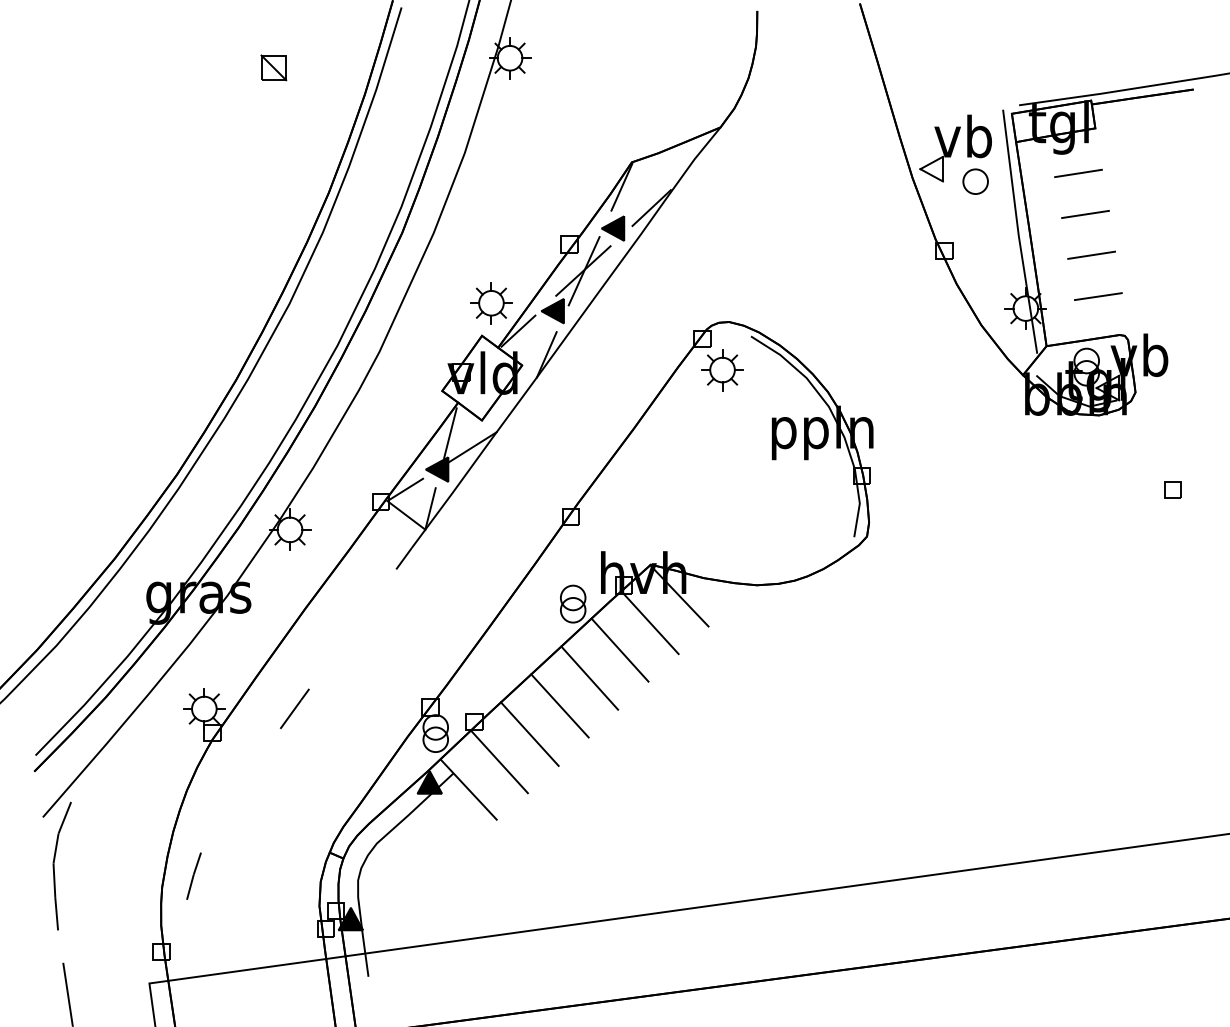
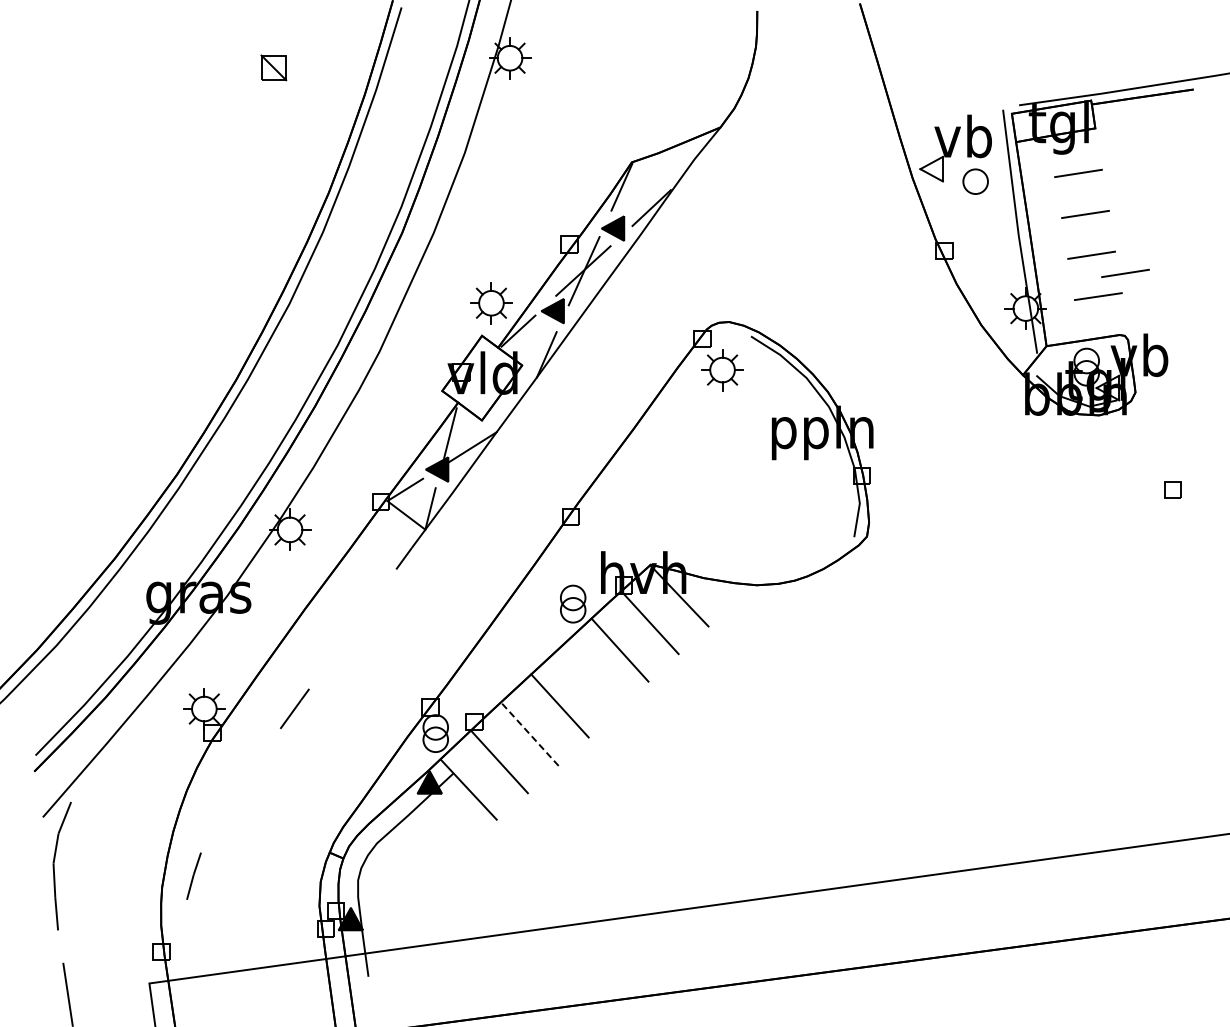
line: none -> present (1125, 272)
line: present -> none (589, 677)
line: solid -> dashed (529, 734)
